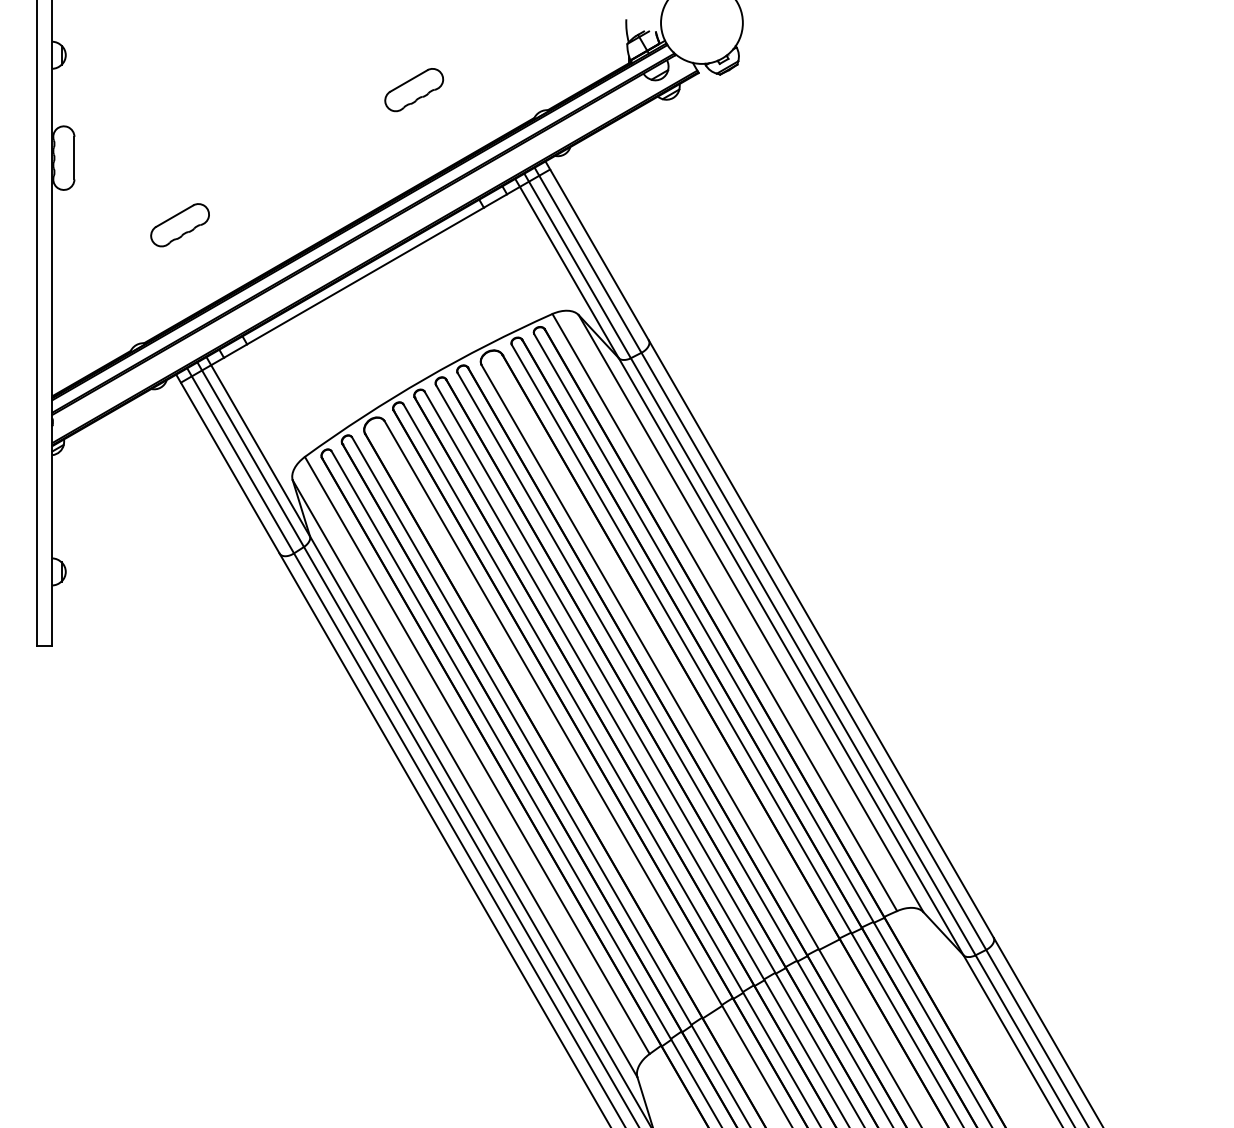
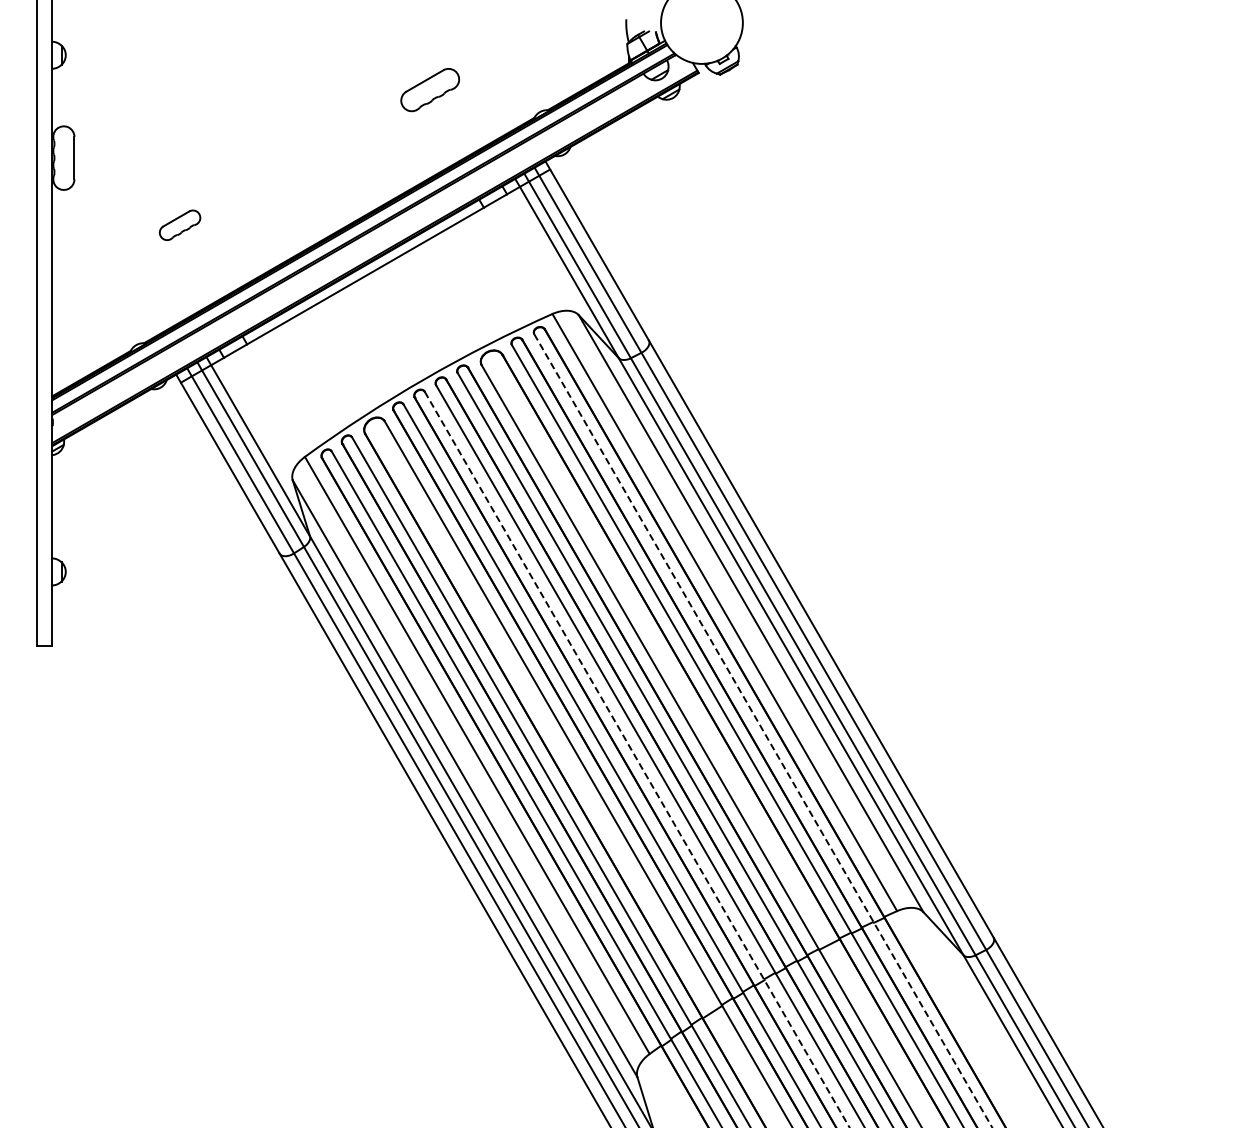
part position: (414, 90) -> (430, 90) (430, 90)
part size: 60x45 px -> 44x32 px (179, 224)
line: solid -> dashed (763, 730)
line: solid -> dashed (637, 759)
